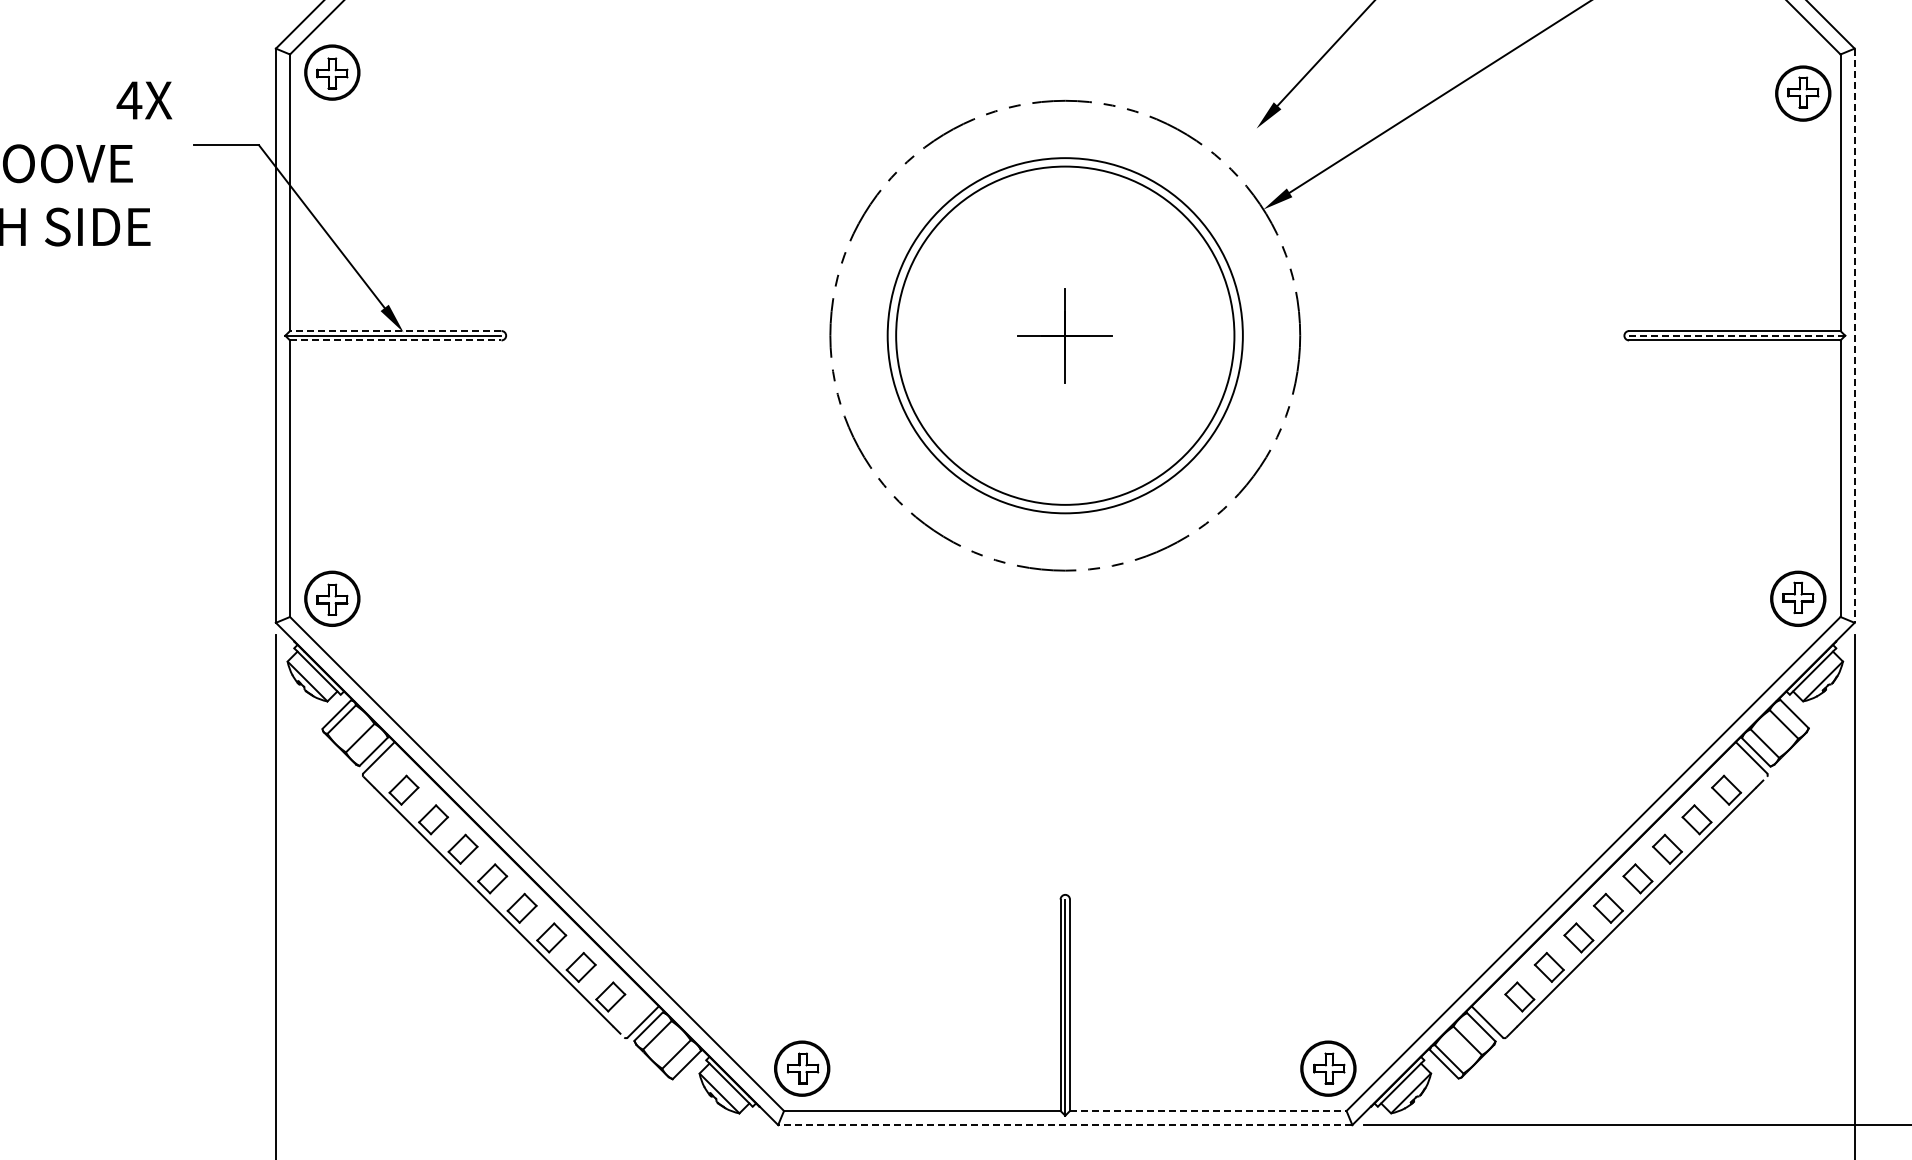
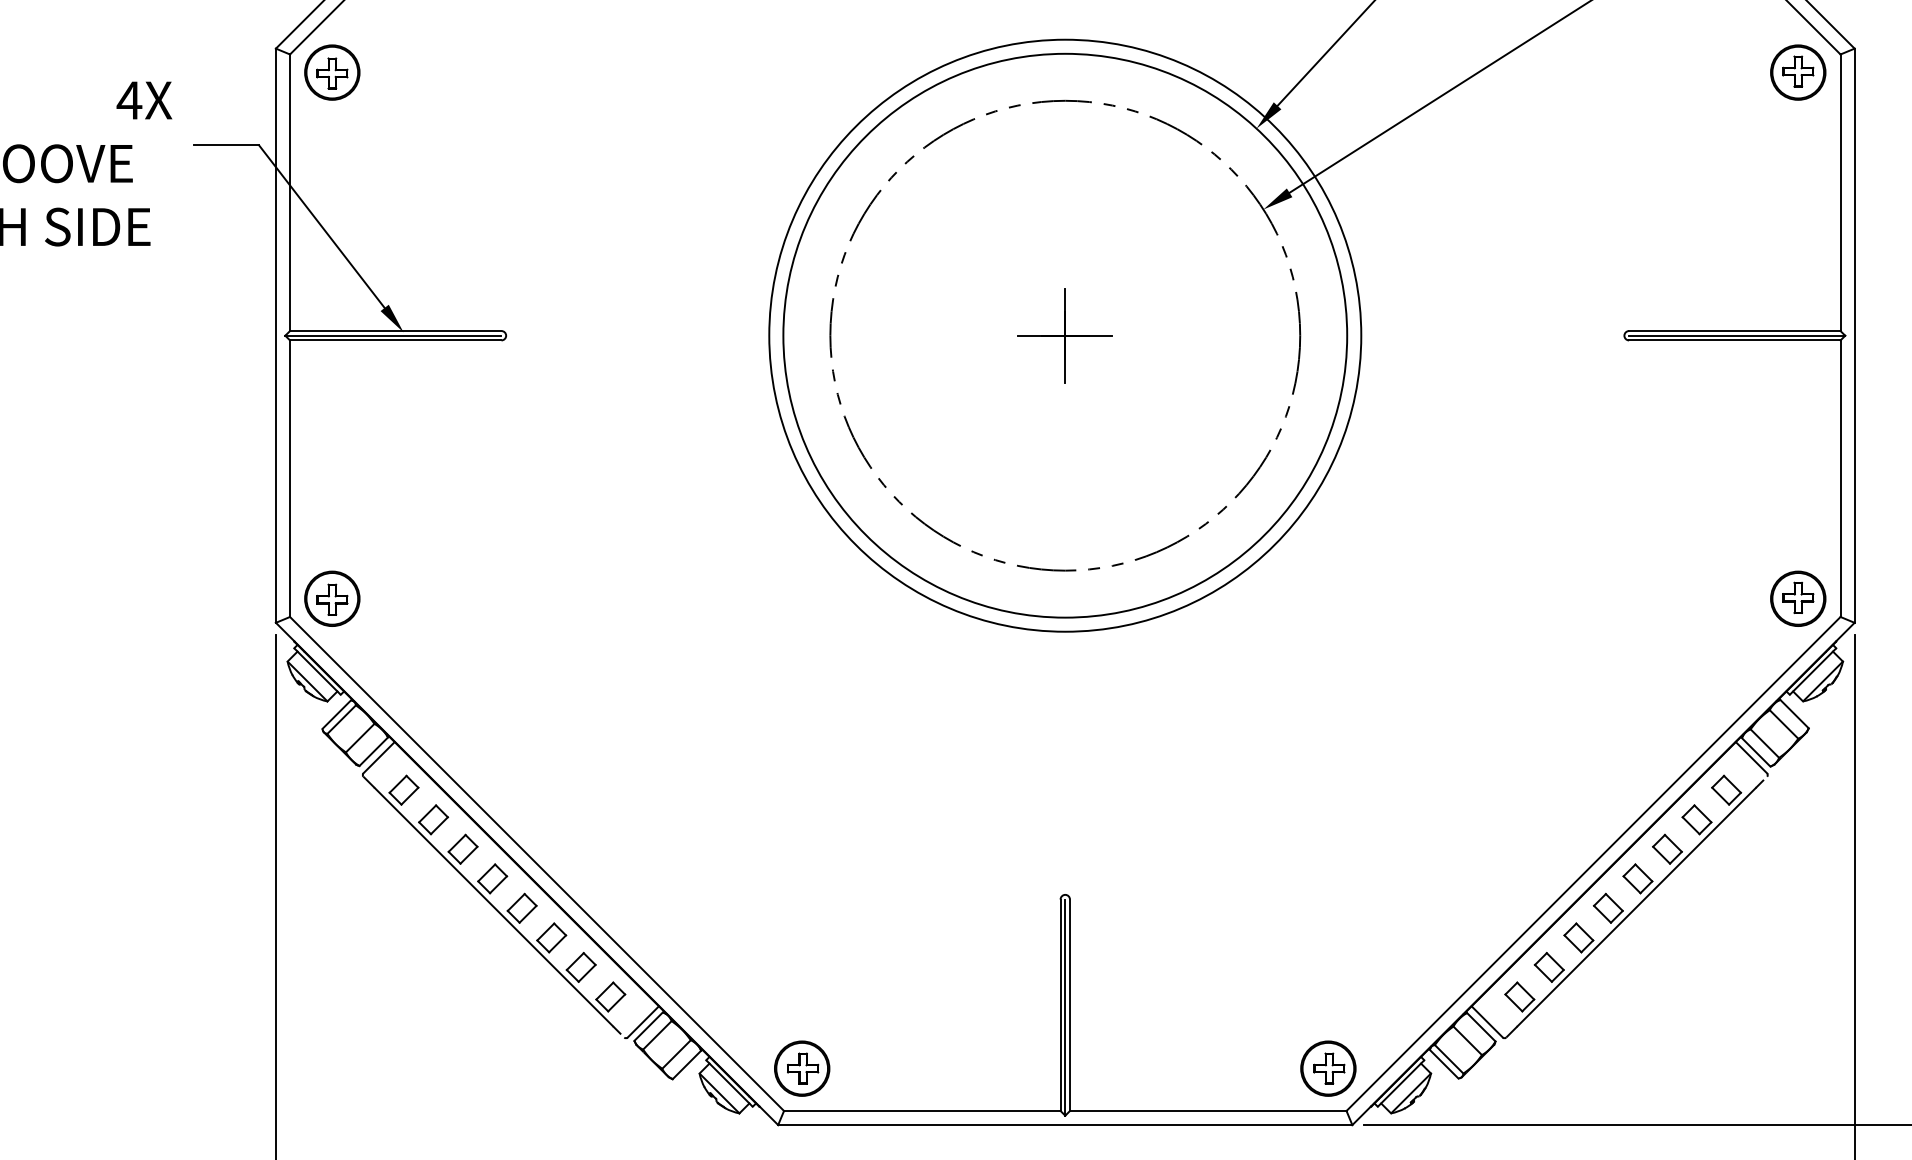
part position: (1803, 93) -> (1798, 72) (1798, 72)
line: dashed -> solid (395, 331)
circle diameter: 355 px -> 592 px (1065, 335)
circle diameter: 338 px -> 564 px (1065, 335)
line: dashed -> solid (1736, 335)
line: dashed -> solid (1854, 336)
line: dashed -> solid (395, 340)
line: dashed -> solid (1208, 1110)
line: dashed -> solid (1064, 1125)
